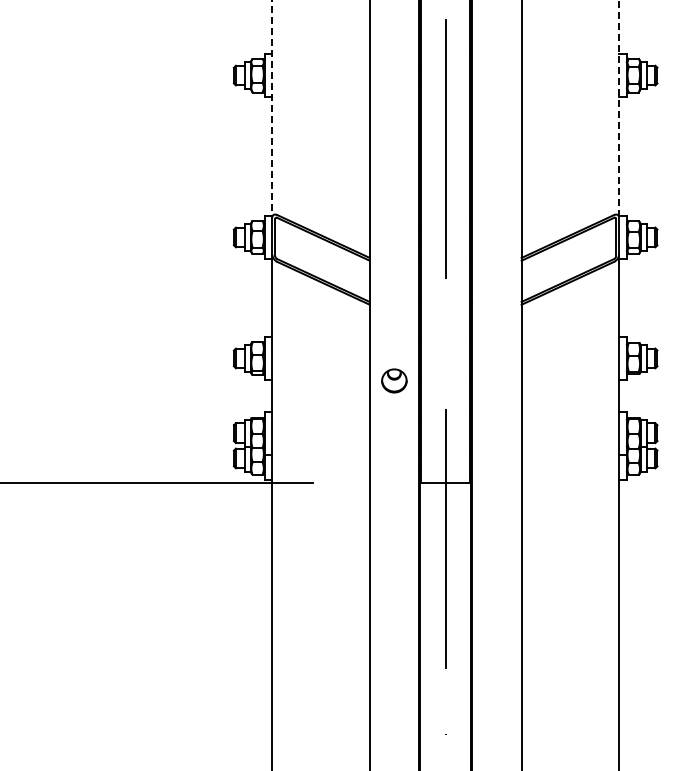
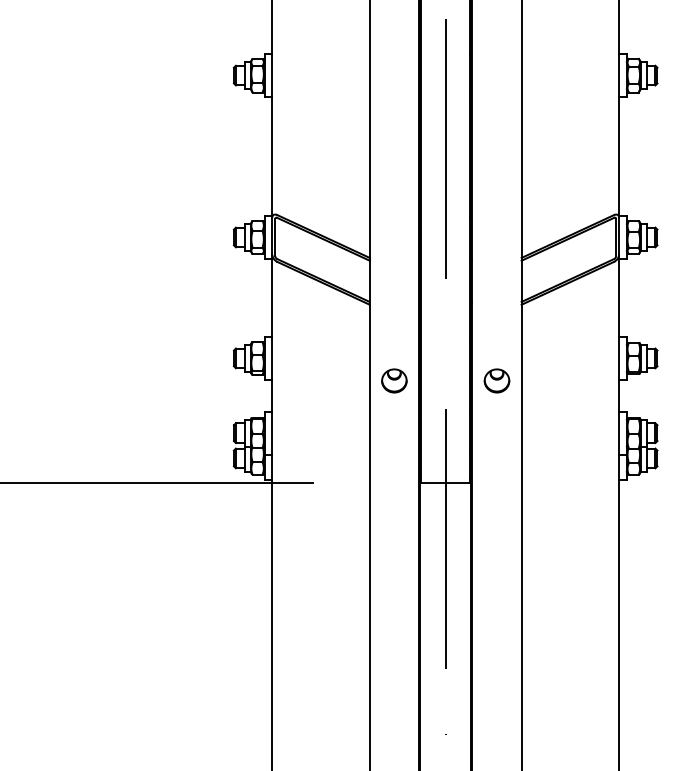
line: dashed -> solid (619, 108)
line: dashed -> solid (272, 109)
part: none -> present (496, 380)
